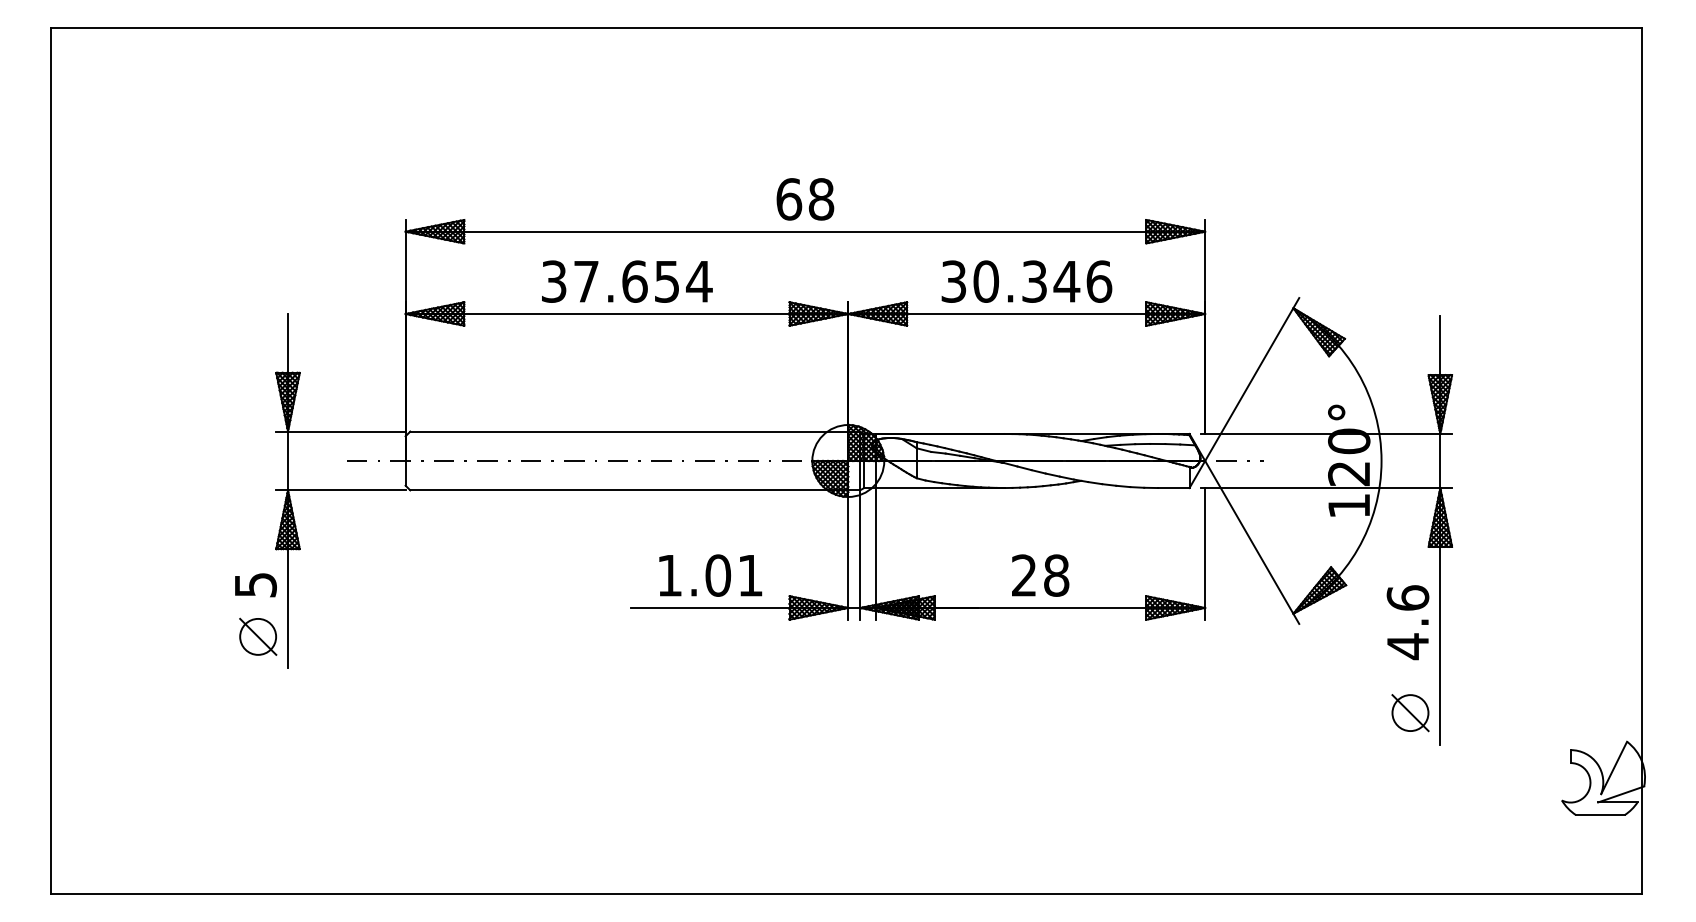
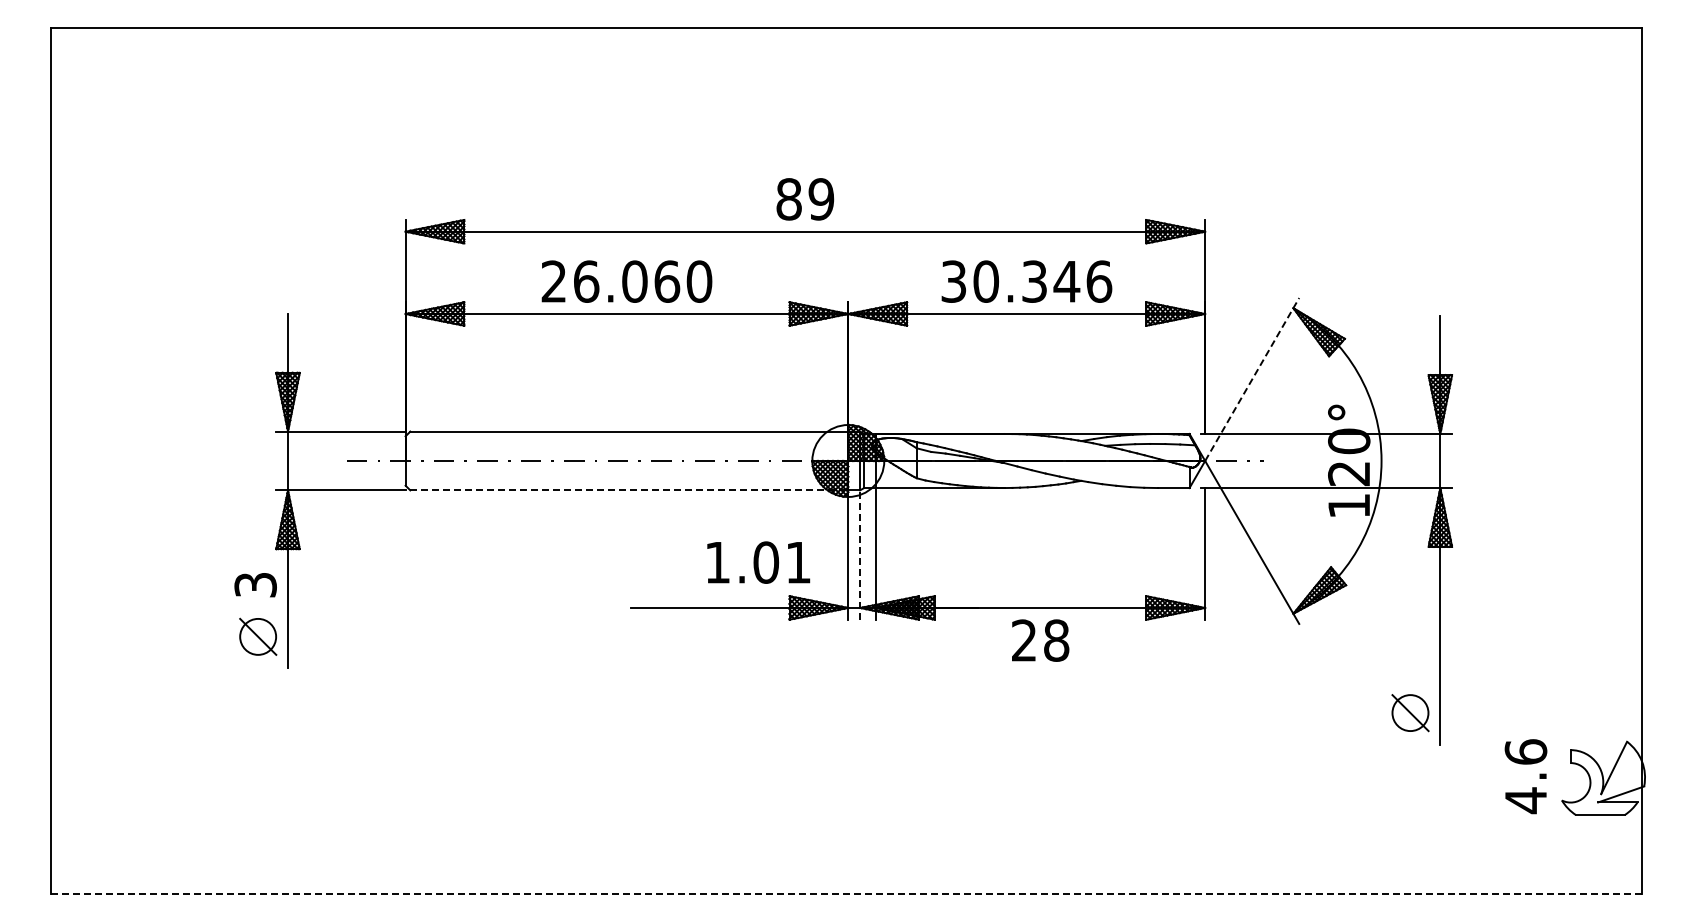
text: 68 -> 89 (805, 199)
text: 37.654 -> 26.060 (626, 281)
line: solid -> dashed (1252, 379)
line: solid -> dashed (629, 490)
line: solid -> dashed (860, 555)
text position: (710, 575) -> (758, 562) (758, 562)
text position: (1040, 575) -> (1040, 640) (1040, 640)
text: 5 -> 3 (255, 584)
text position: (1407, 622) -> (1525, 776) (1525, 776)
line: solid -> dashed (846, 894)
